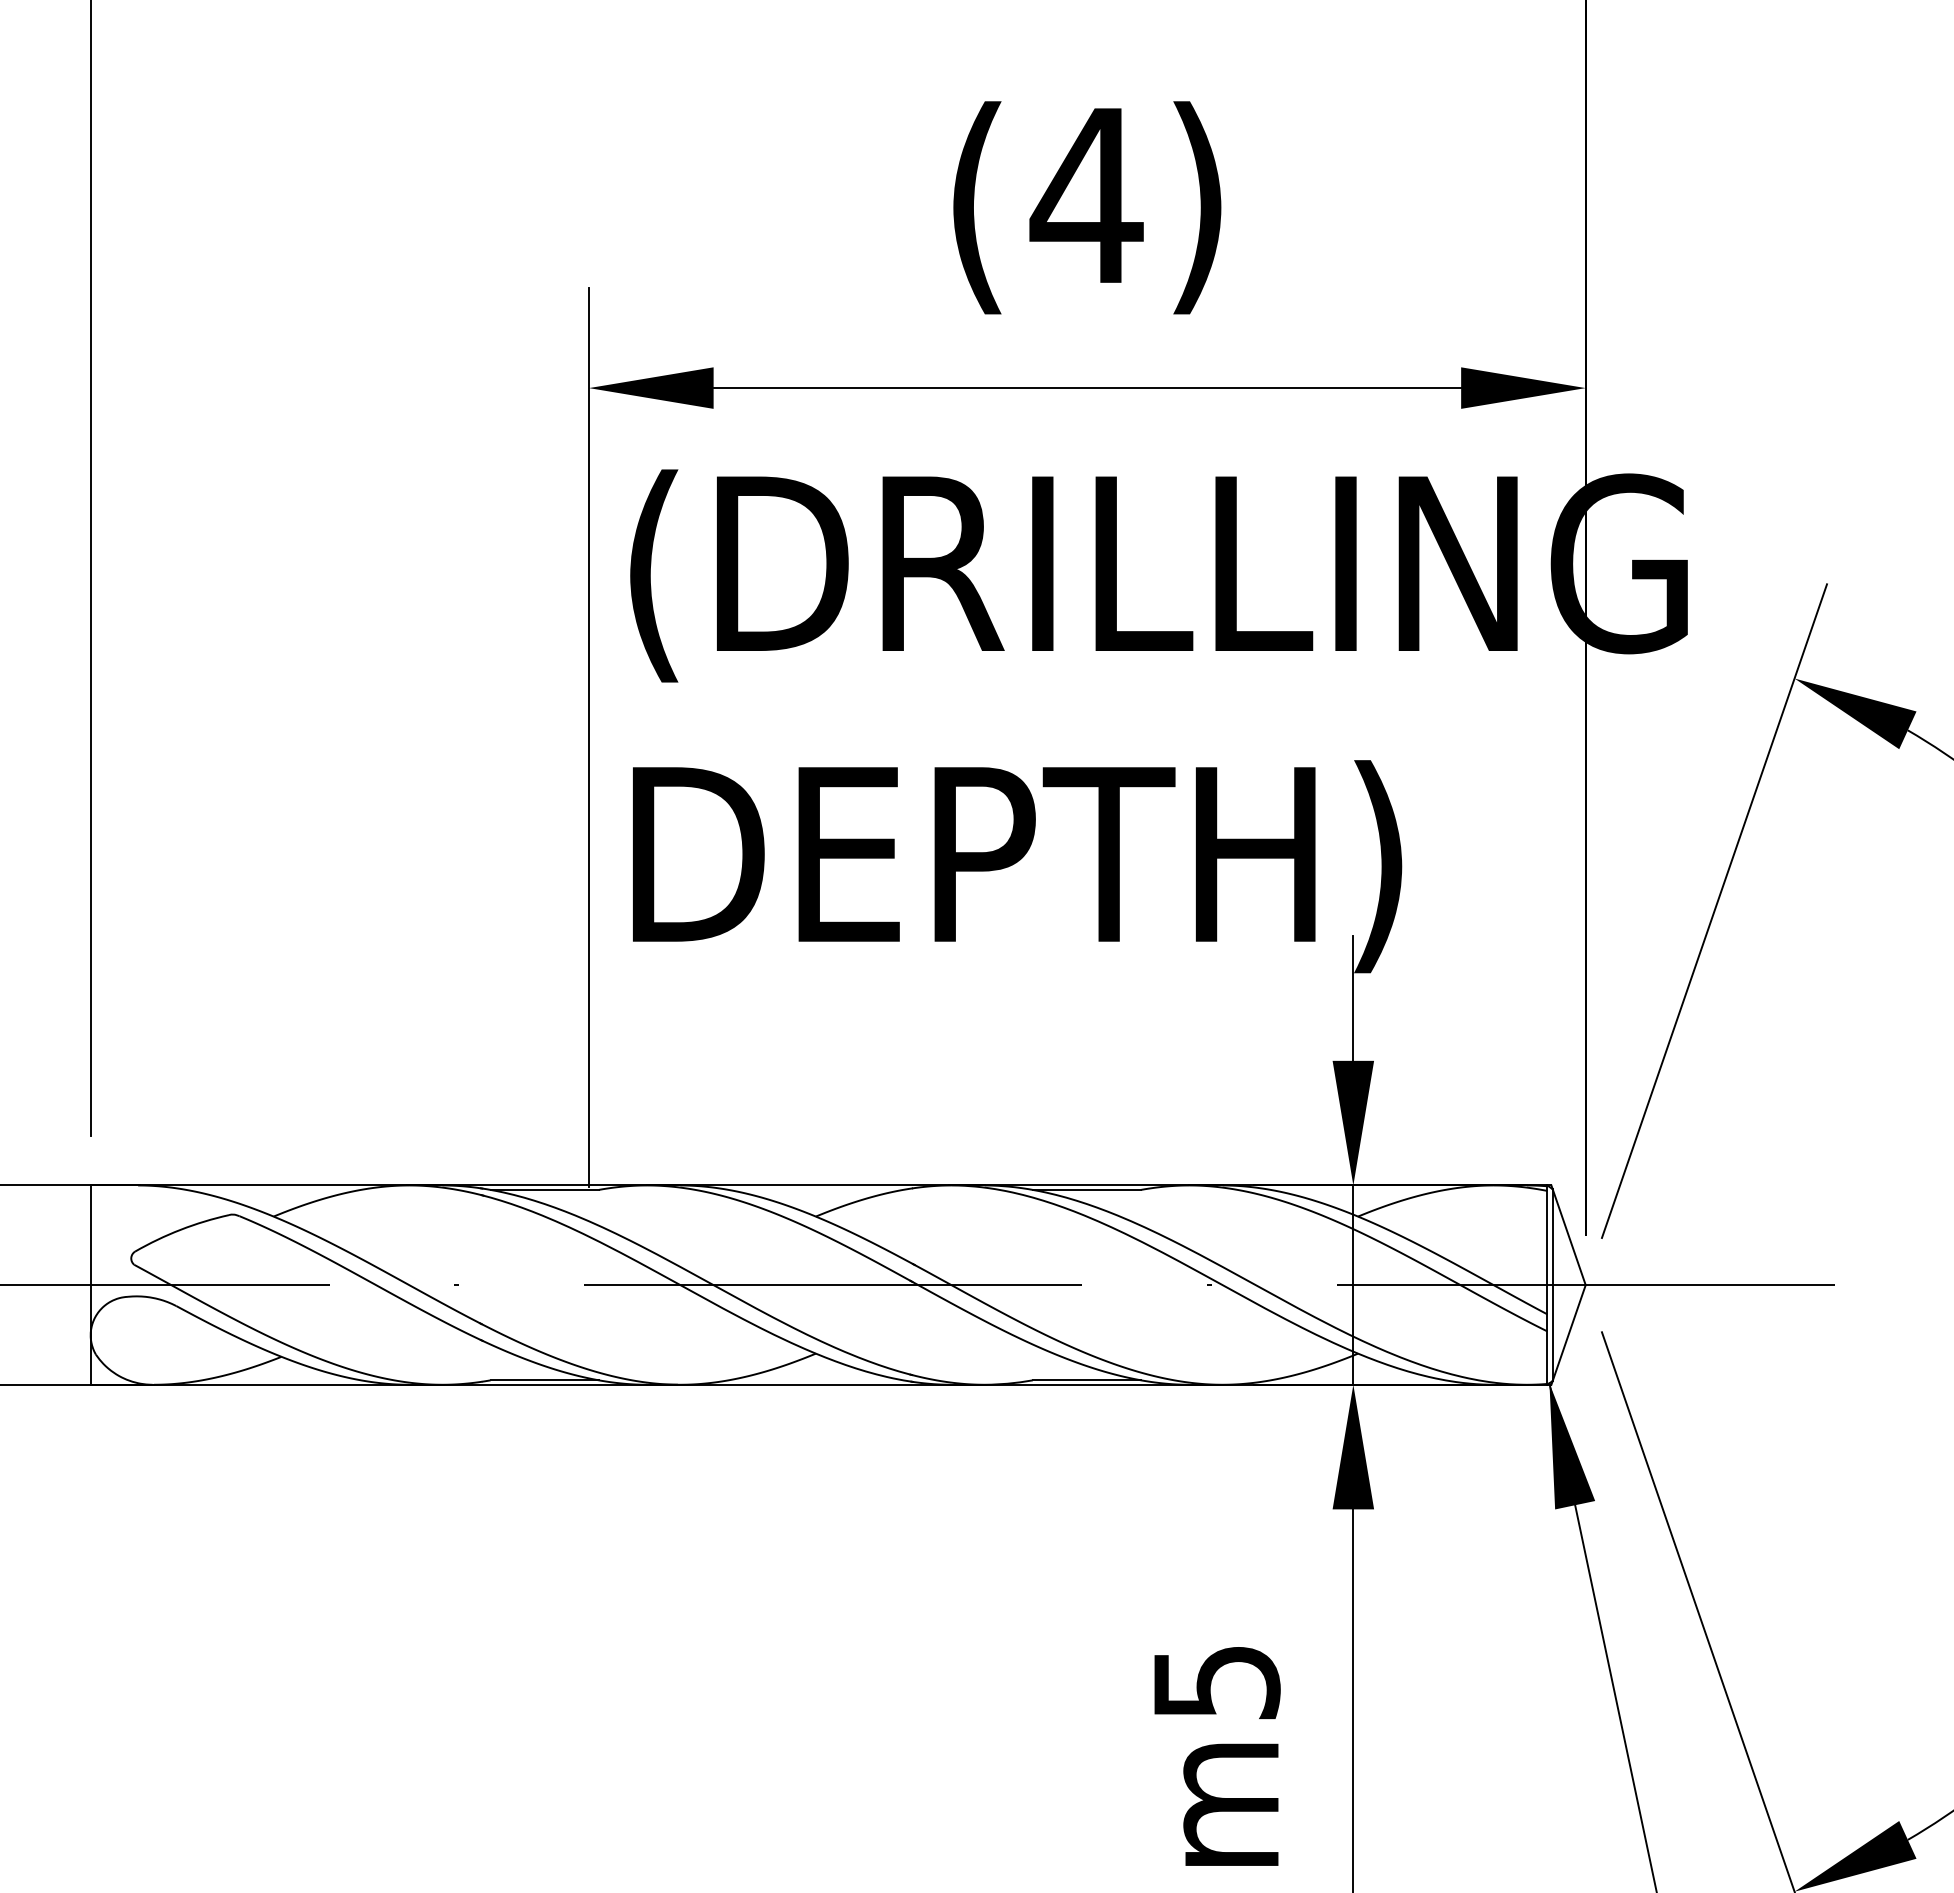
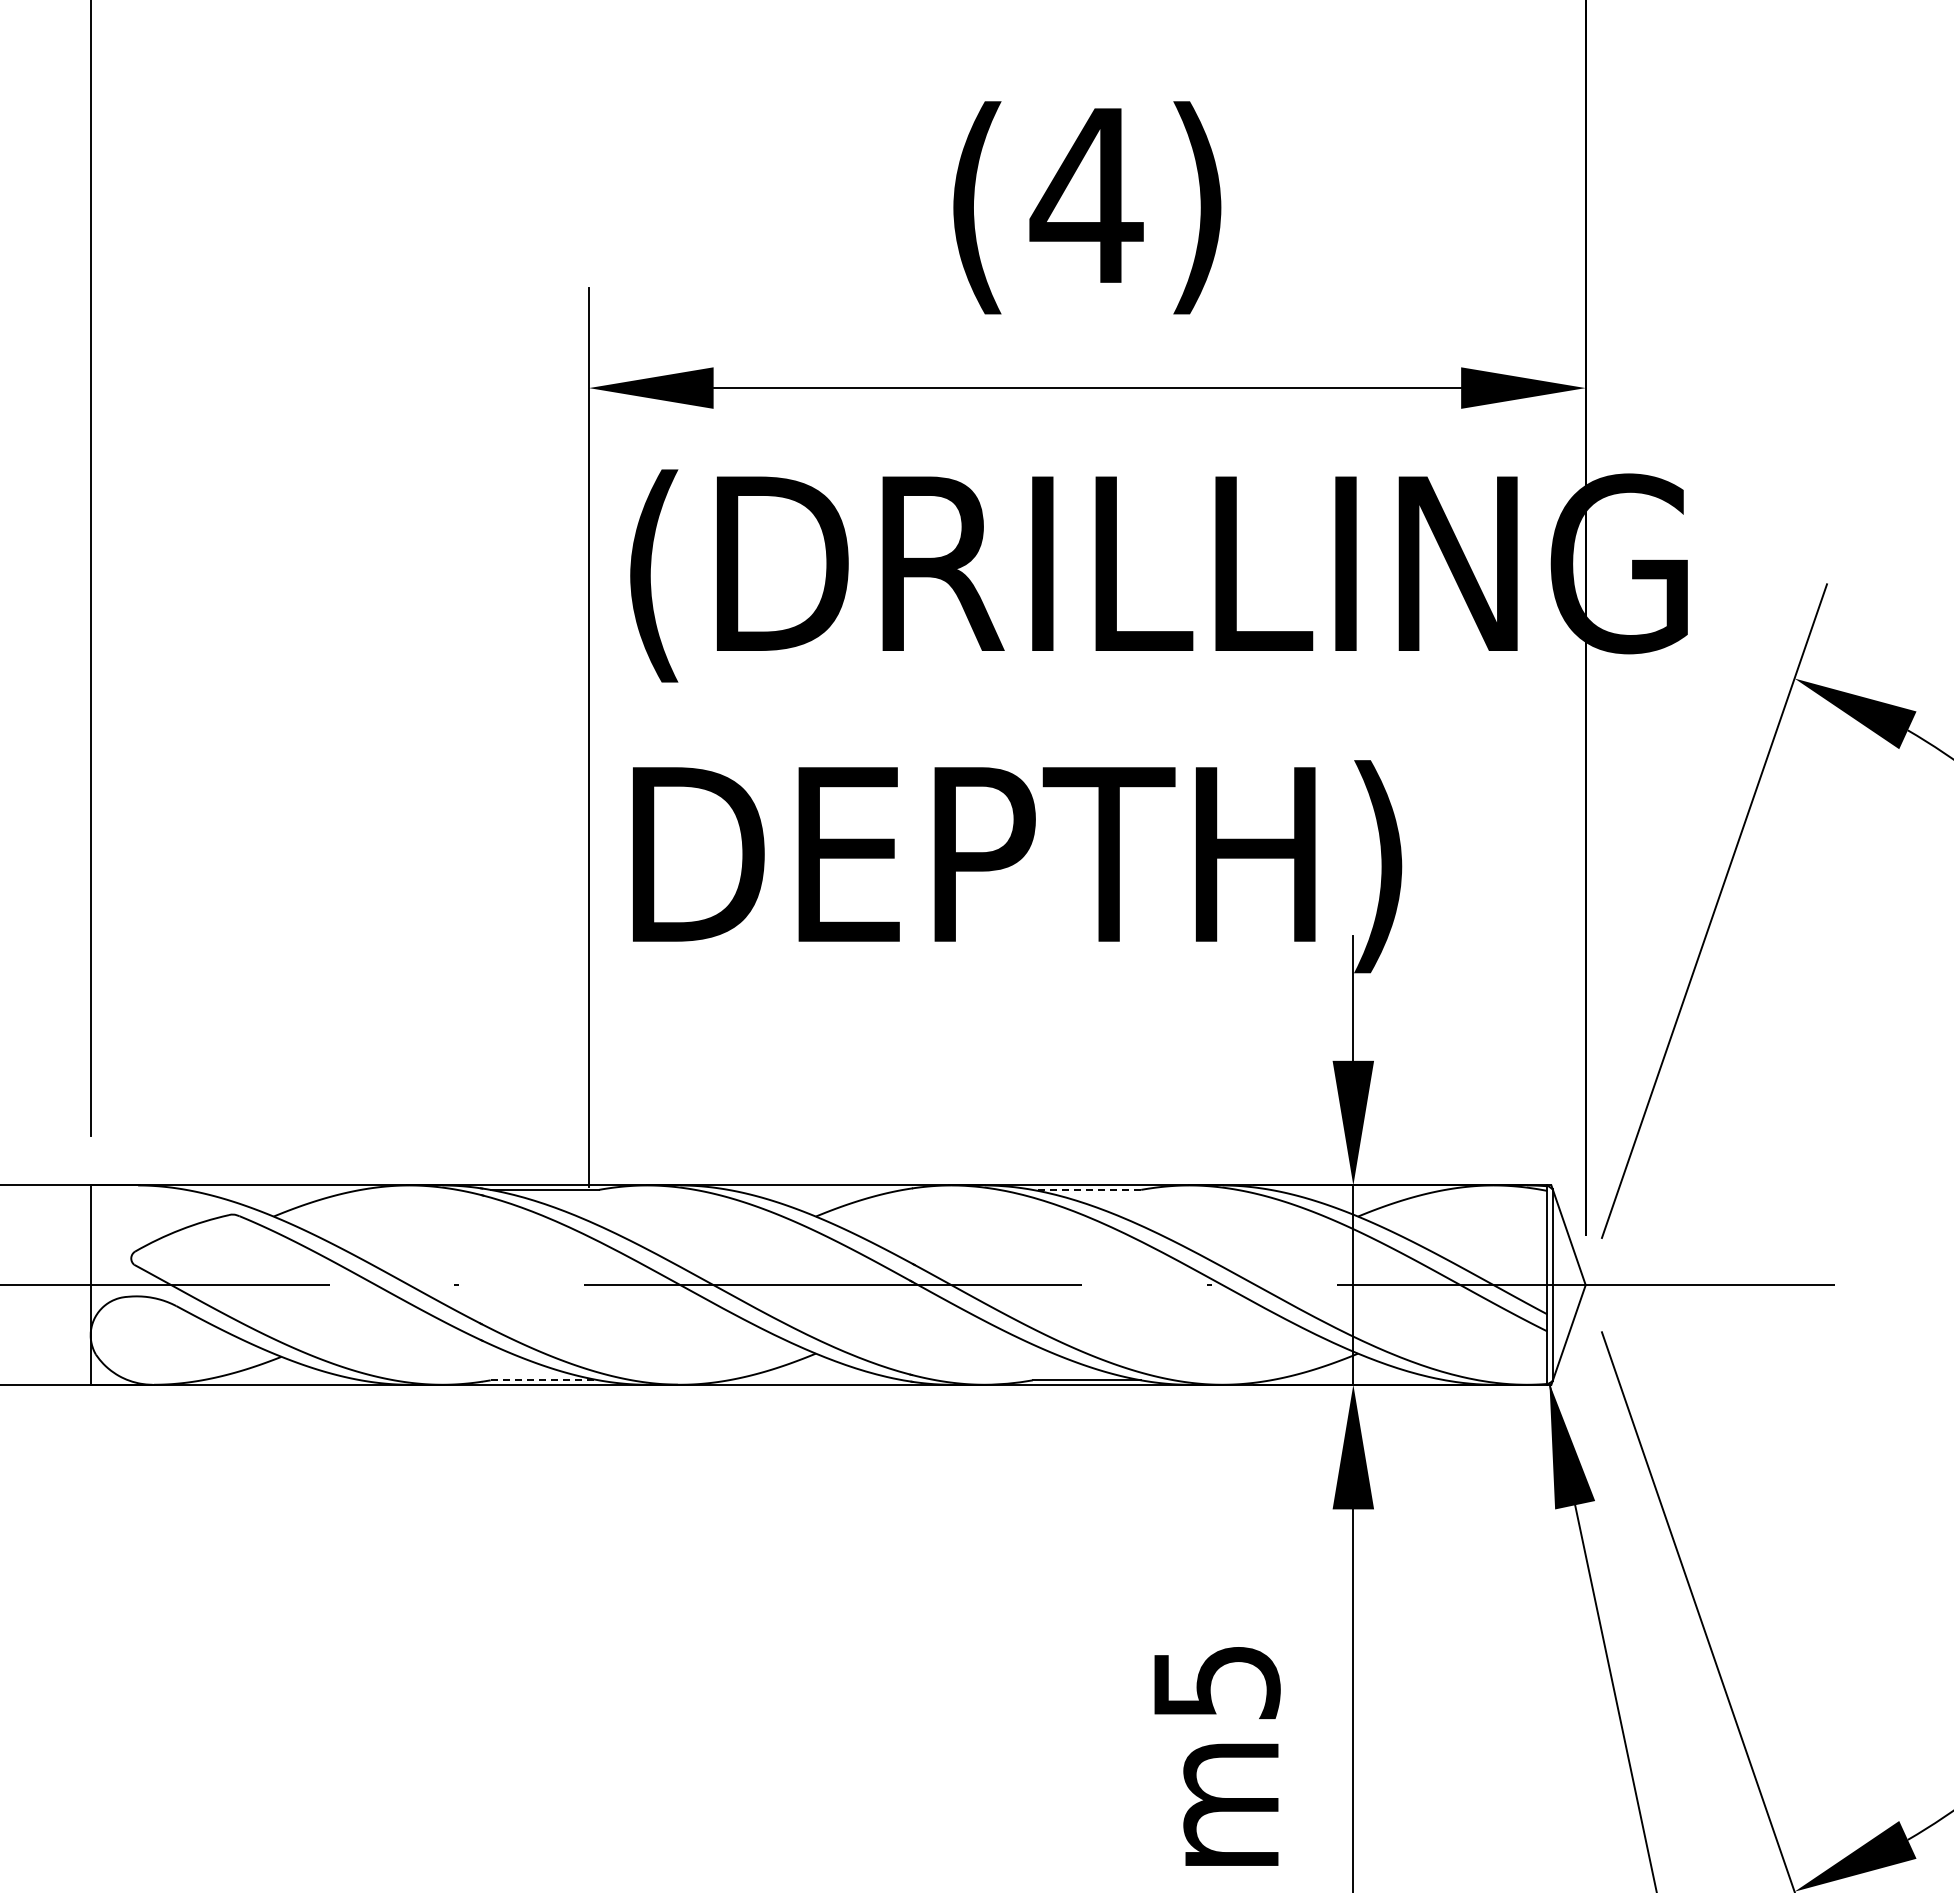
line: solid -> dashed (1086, 1189)
line: solid -> dashed (545, 1380)
